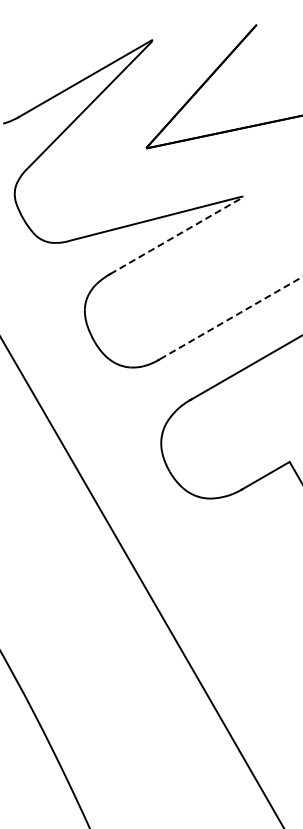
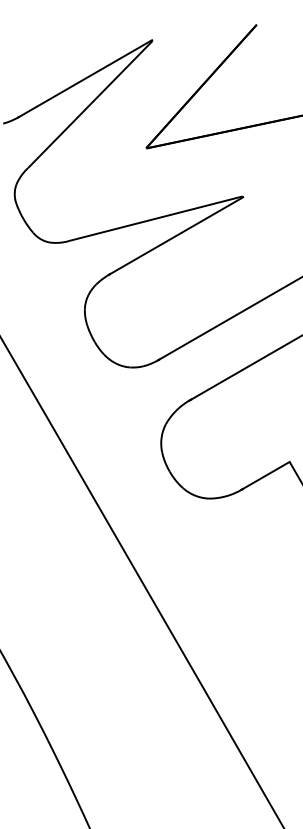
line: dashed -> solid (176, 235)
line: dashed -> solid (231, 318)
